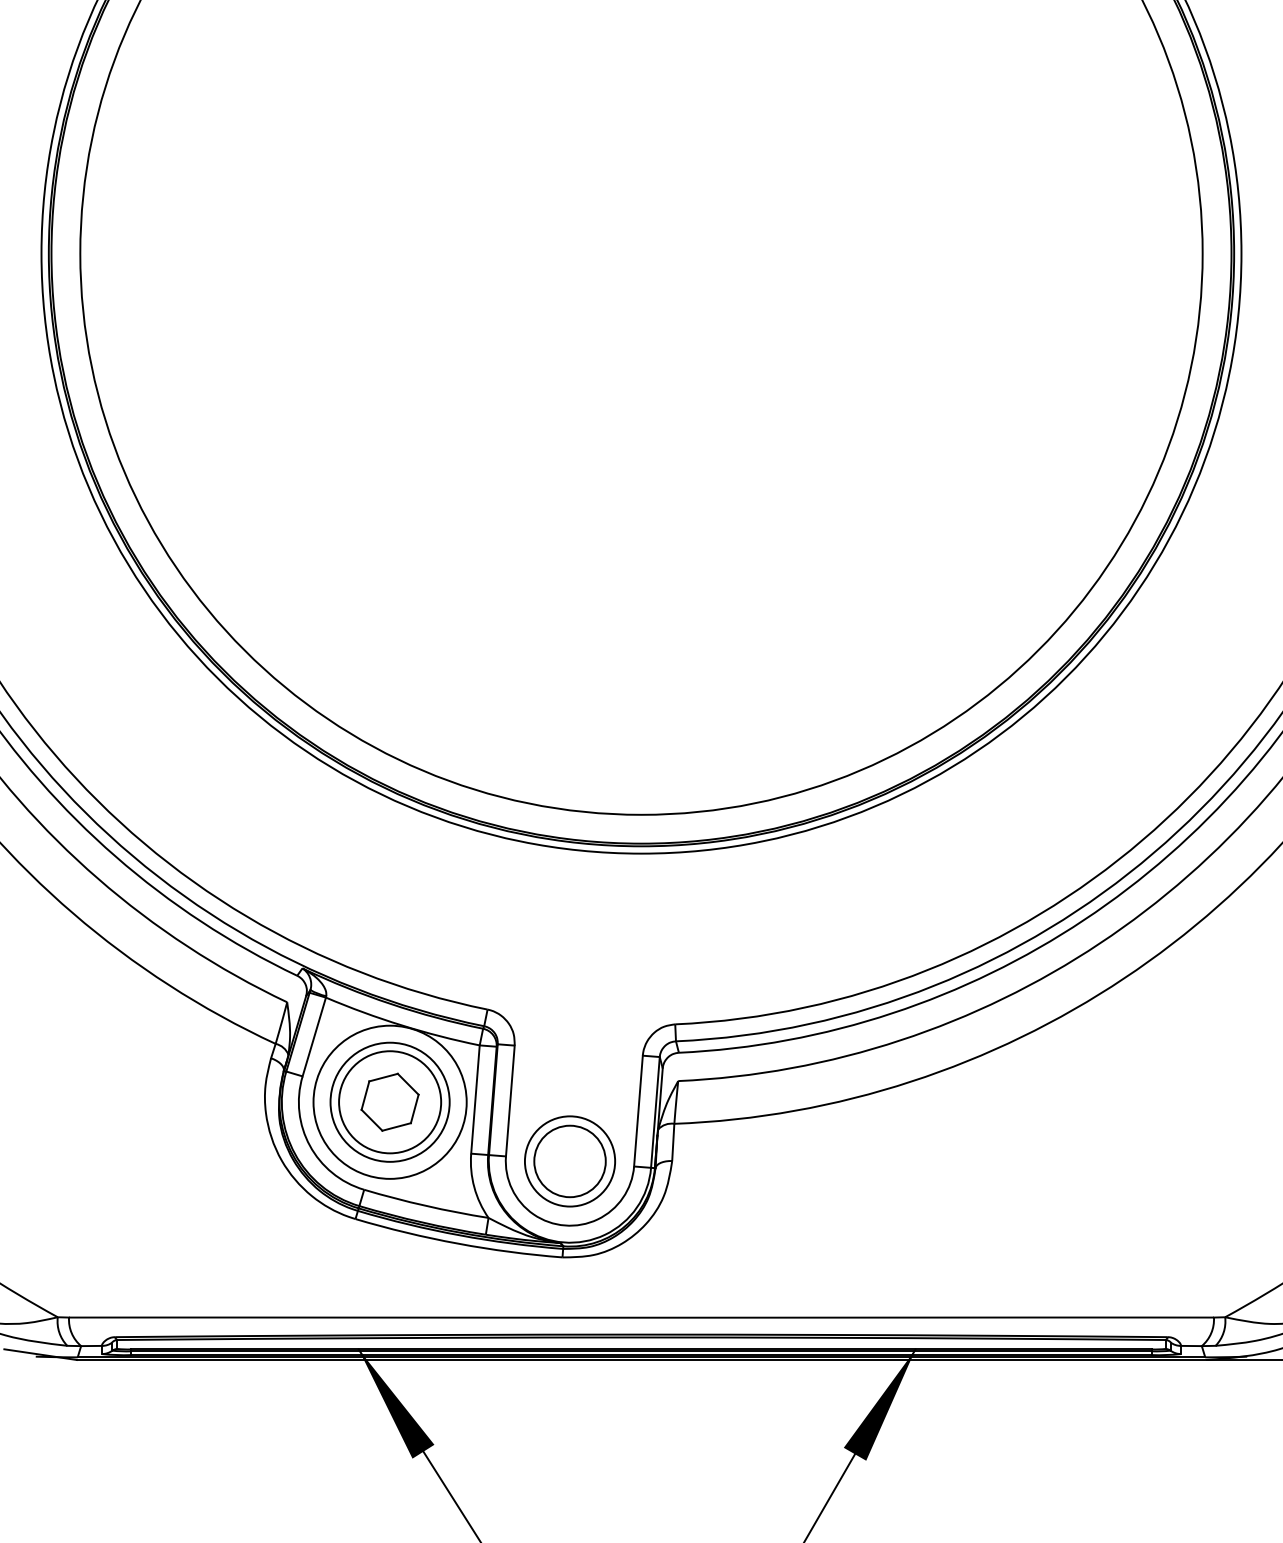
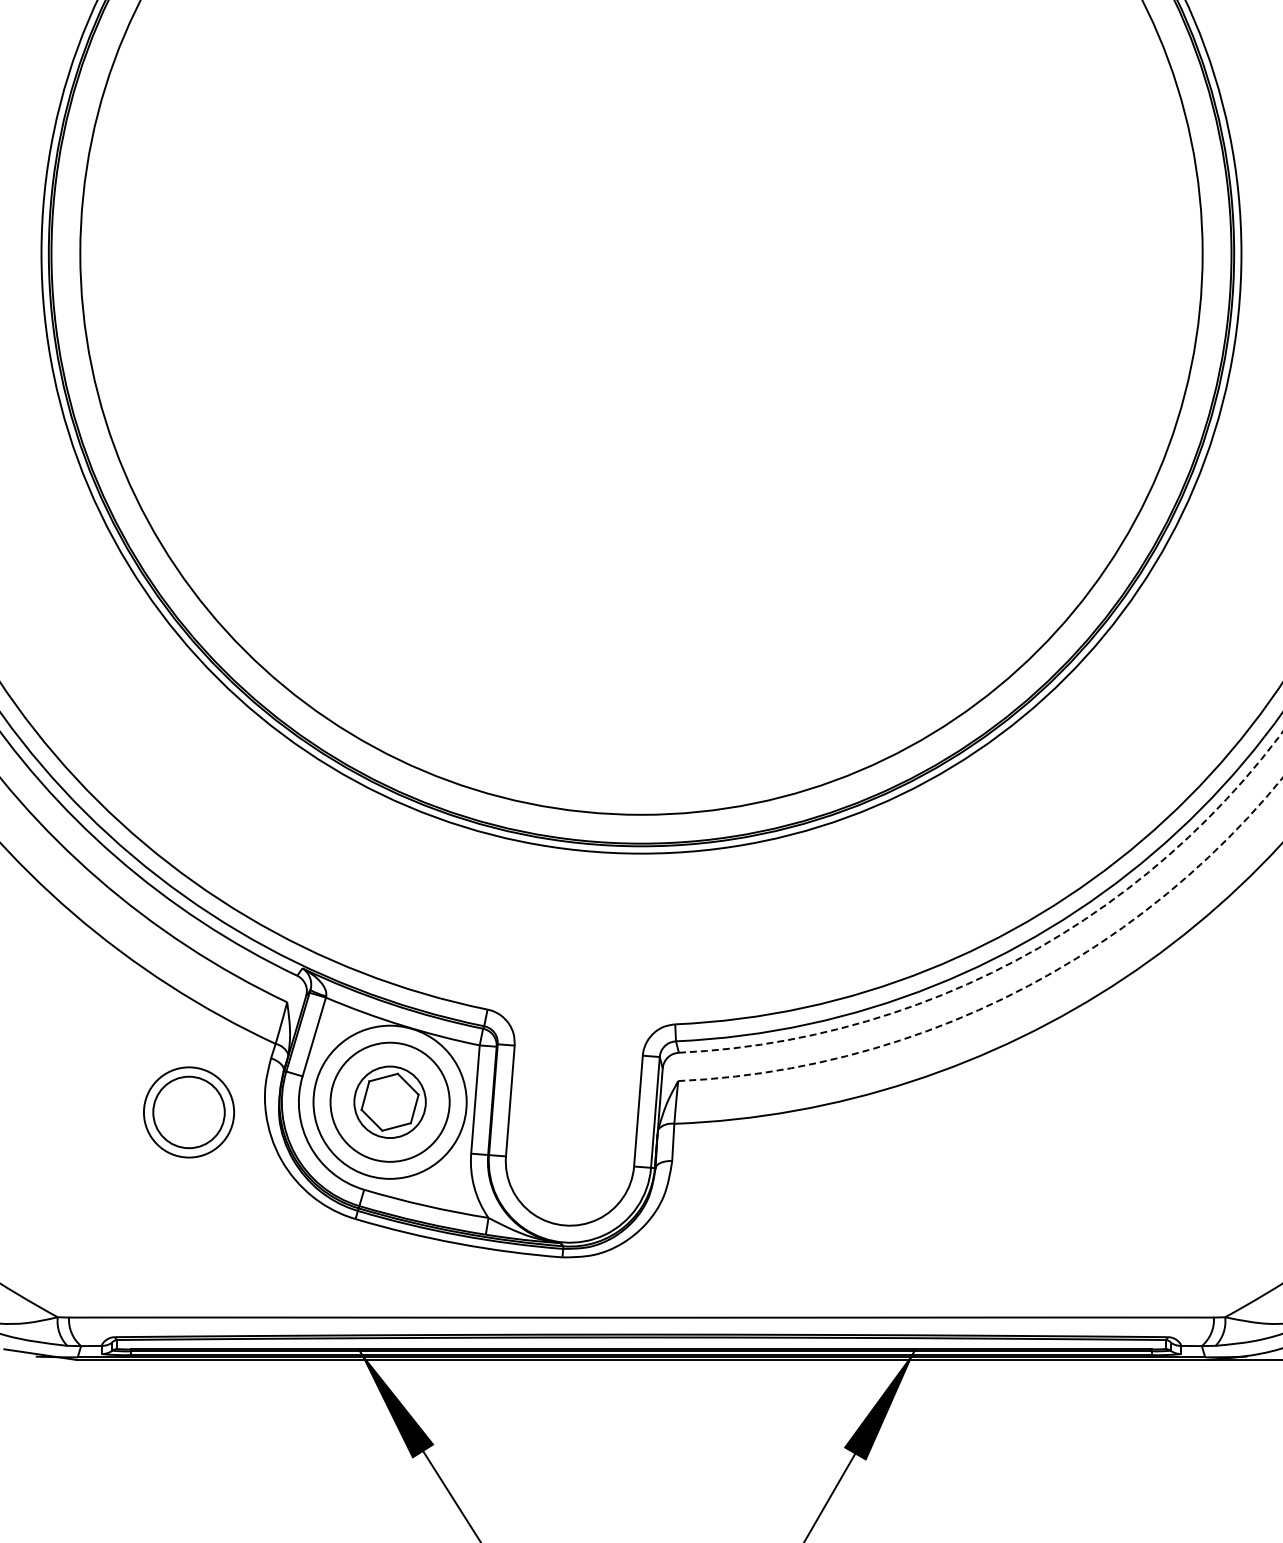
arc: solid -> dashed (1016, 960)
arc: solid -> dashed (1011, 994)
circle diameter: 102 px -> 71 px (389, 1102)
part position: (569, 1161) -> (188, 1112) (188, 1112)
